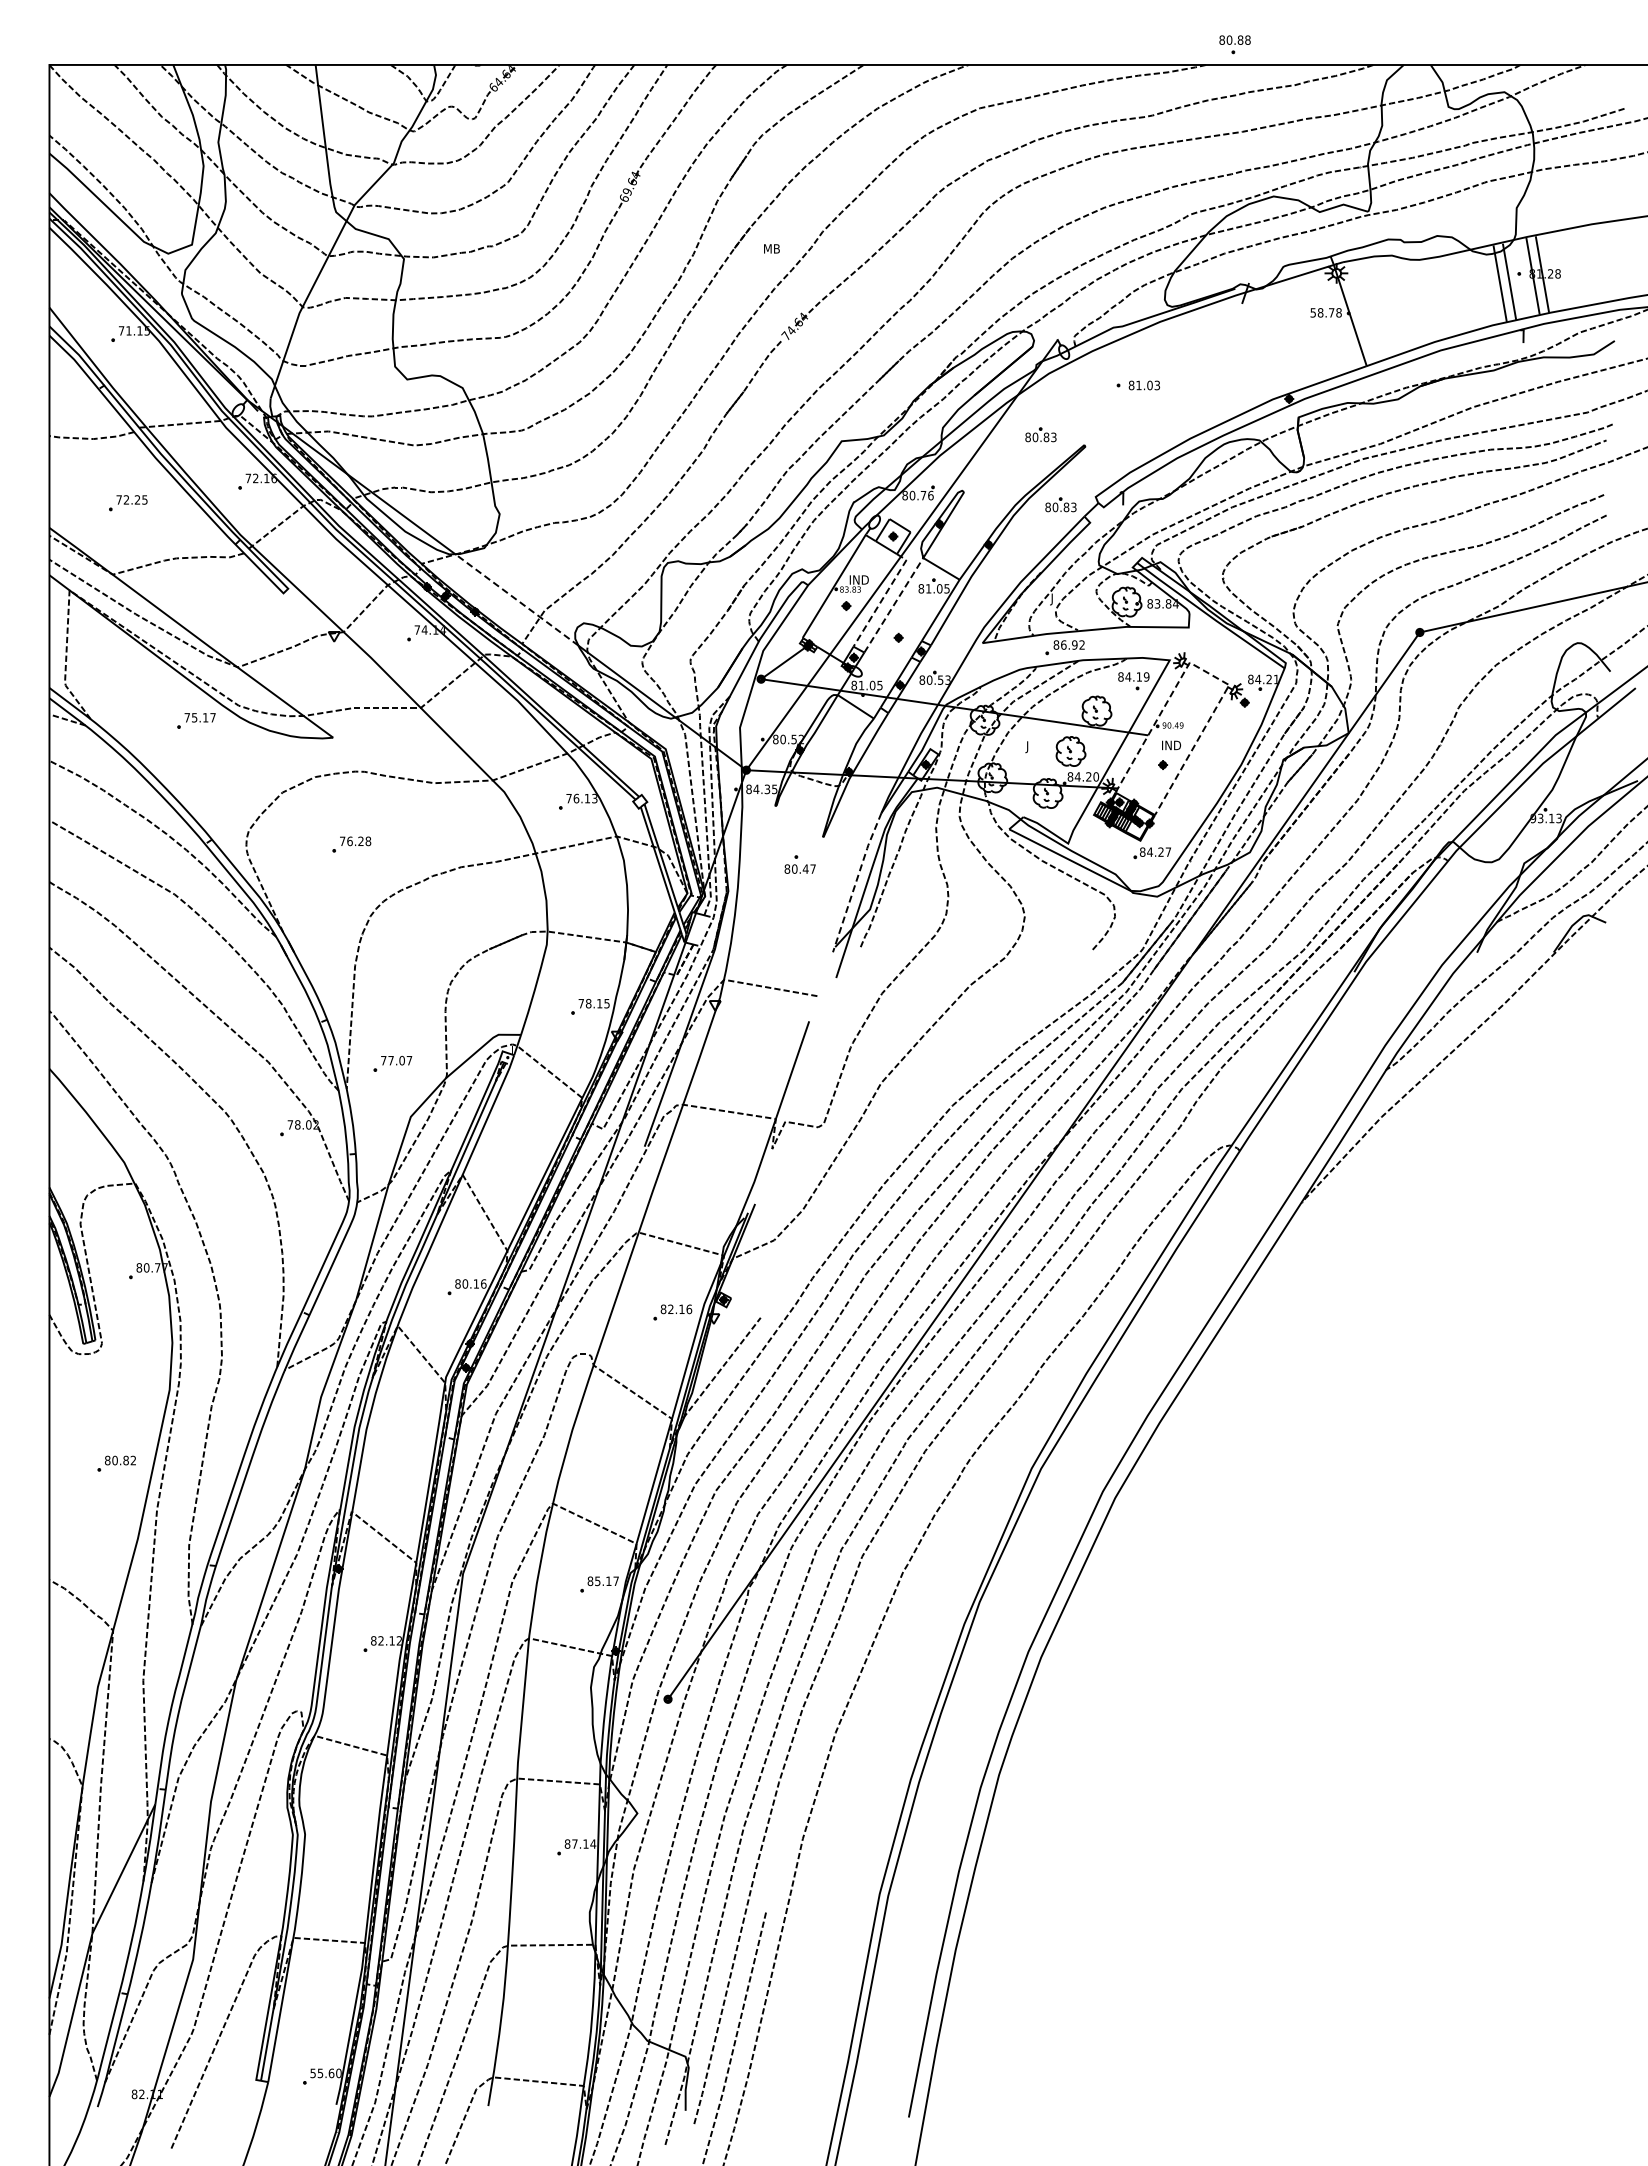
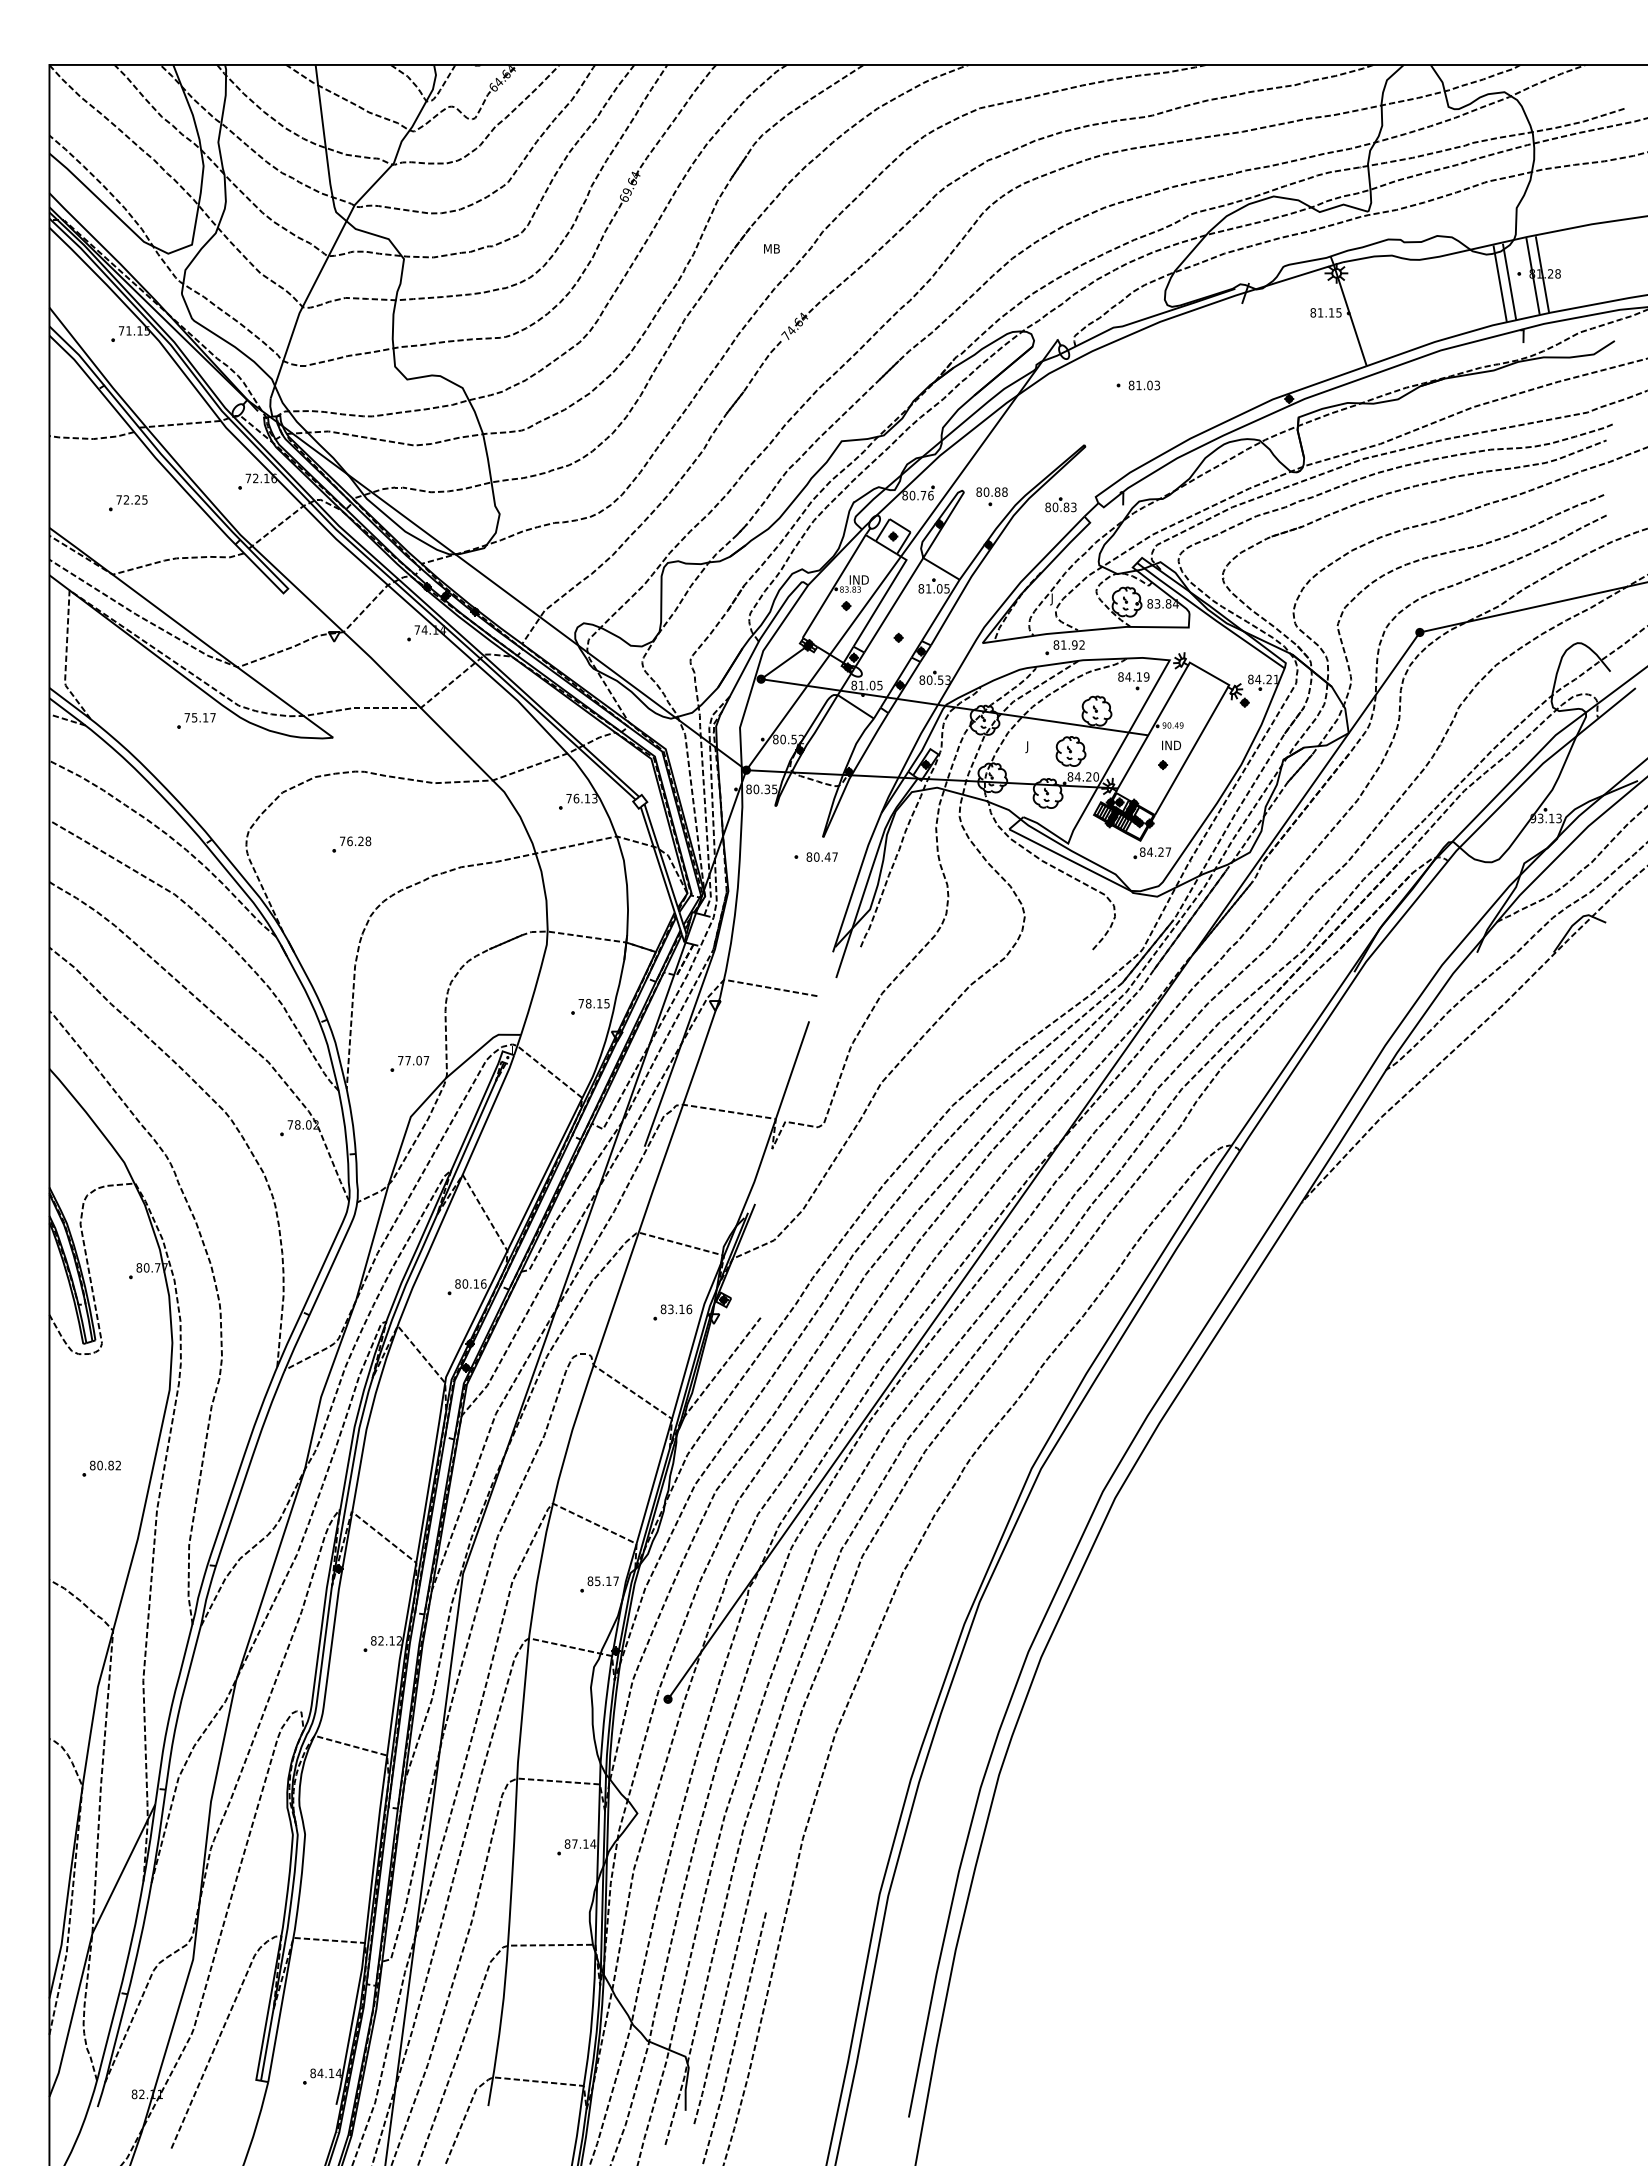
part position: (1234, 44) -> (991, 496) (991, 496)
text: 58.78 -> 81.15 (1325, 312)
part: present -> none (1040, 434)
line: dashed -> solid (883, 598)
line: dashed -> solid (516, 599)
line: dashed -> solid (893, 605)
text: 86.92 -> 81.92 (1063, 644)
line: dashed -> solid (1209, 673)
text: 84.35 -> 80.35 (756, 789)
text position: (799, 868) -> (821, 856) (821, 856)
line: dashed -> solid (856, 881)
part position: (392, 1063) -> (409, 1063) (409, 1063)
text: 82.16 -> 83.16 (670, 1309)
part position: (116, 1463) -> (101, 1468) (101, 1468)
text: 55.60 -> 84.14 (325, 2073)
